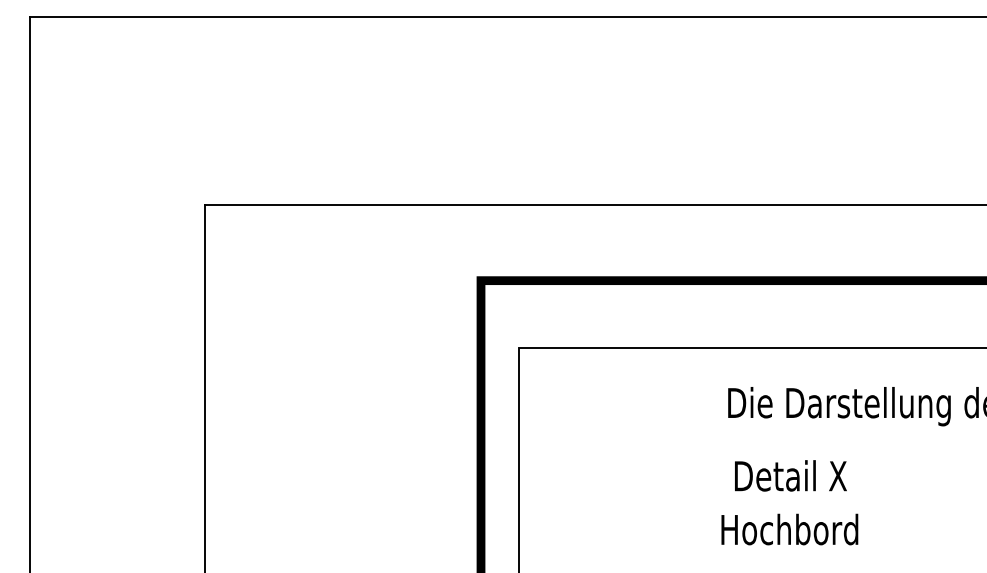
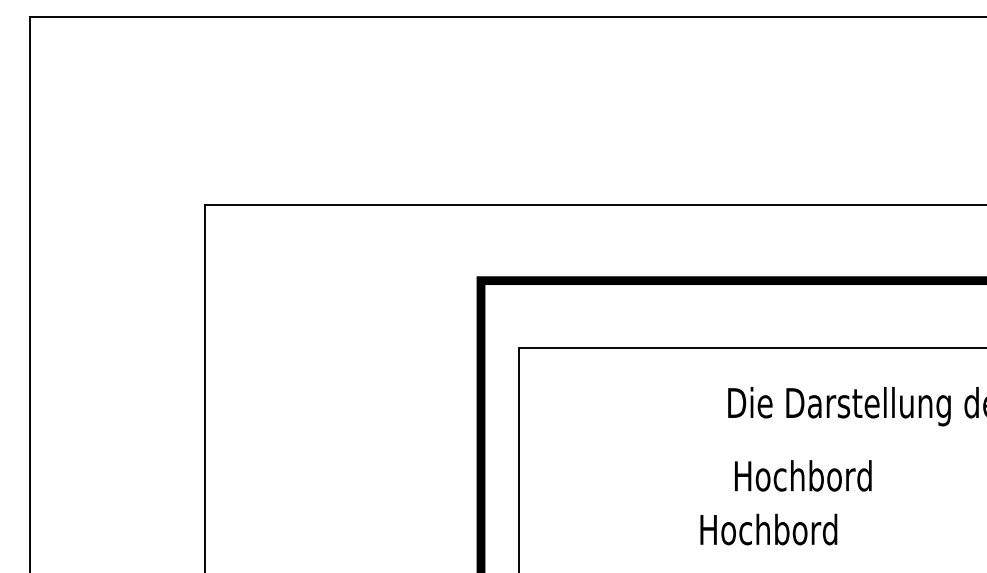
text: Detail X -> Hochbord (804, 475)
text position: (789, 529) -> (768, 529) (768, 529)
